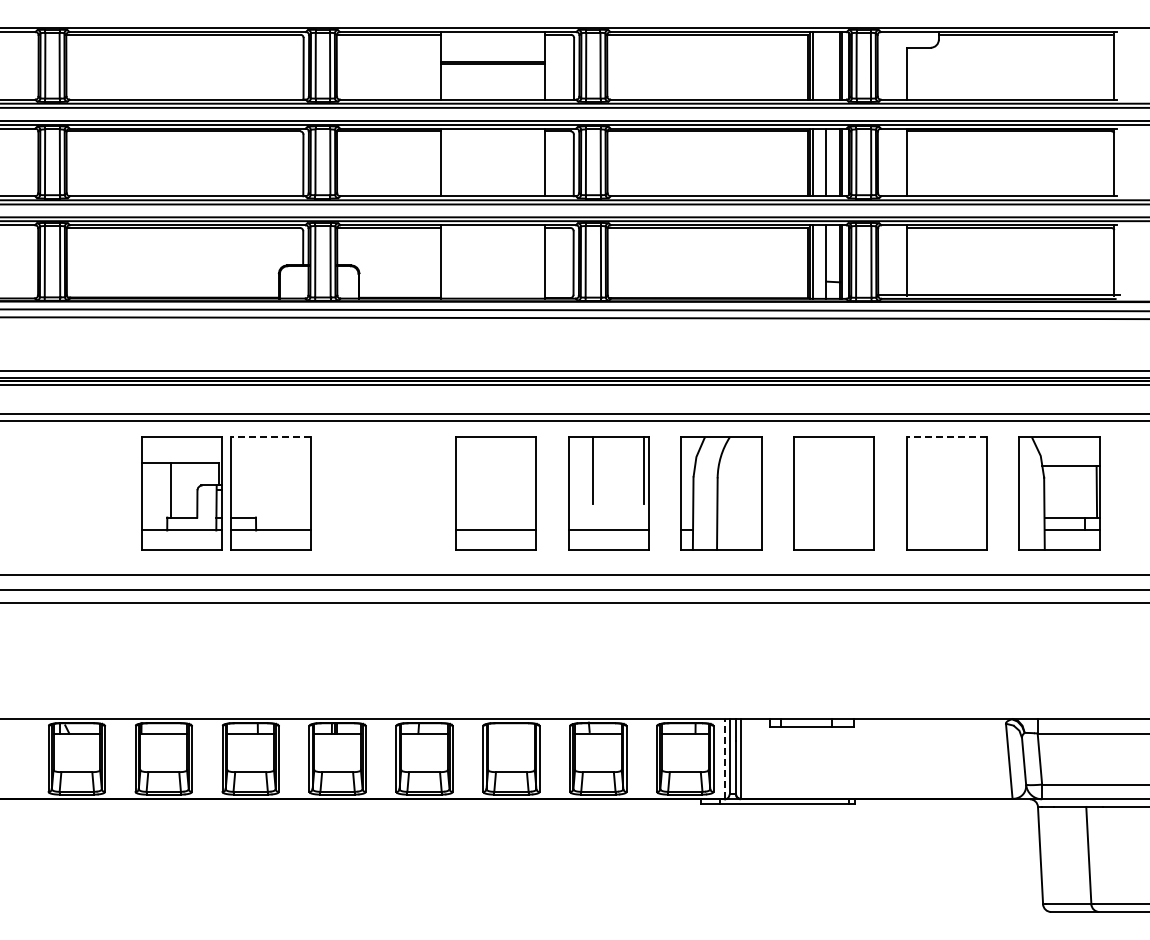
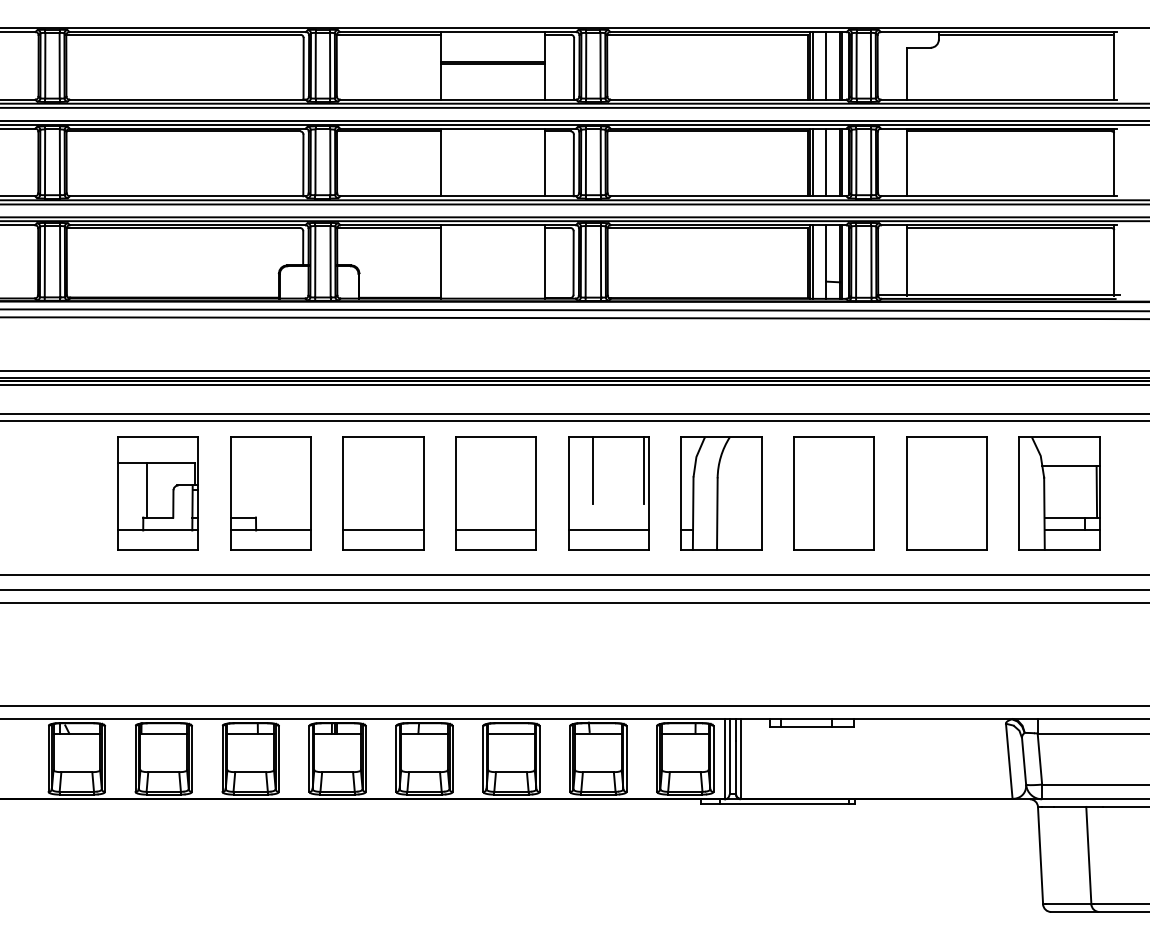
line: none -> present (826, 65)
line: dashed -> solid (270, 437)
line: dashed -> solid (946, 437)
part position: (181, 493) -> (157, 493) (157, 493)
part: none -> present (383, 493)
line: none -> present (574, 705)
line: none -> present (511, 733)
line: dashed -> solid (724, 759)
